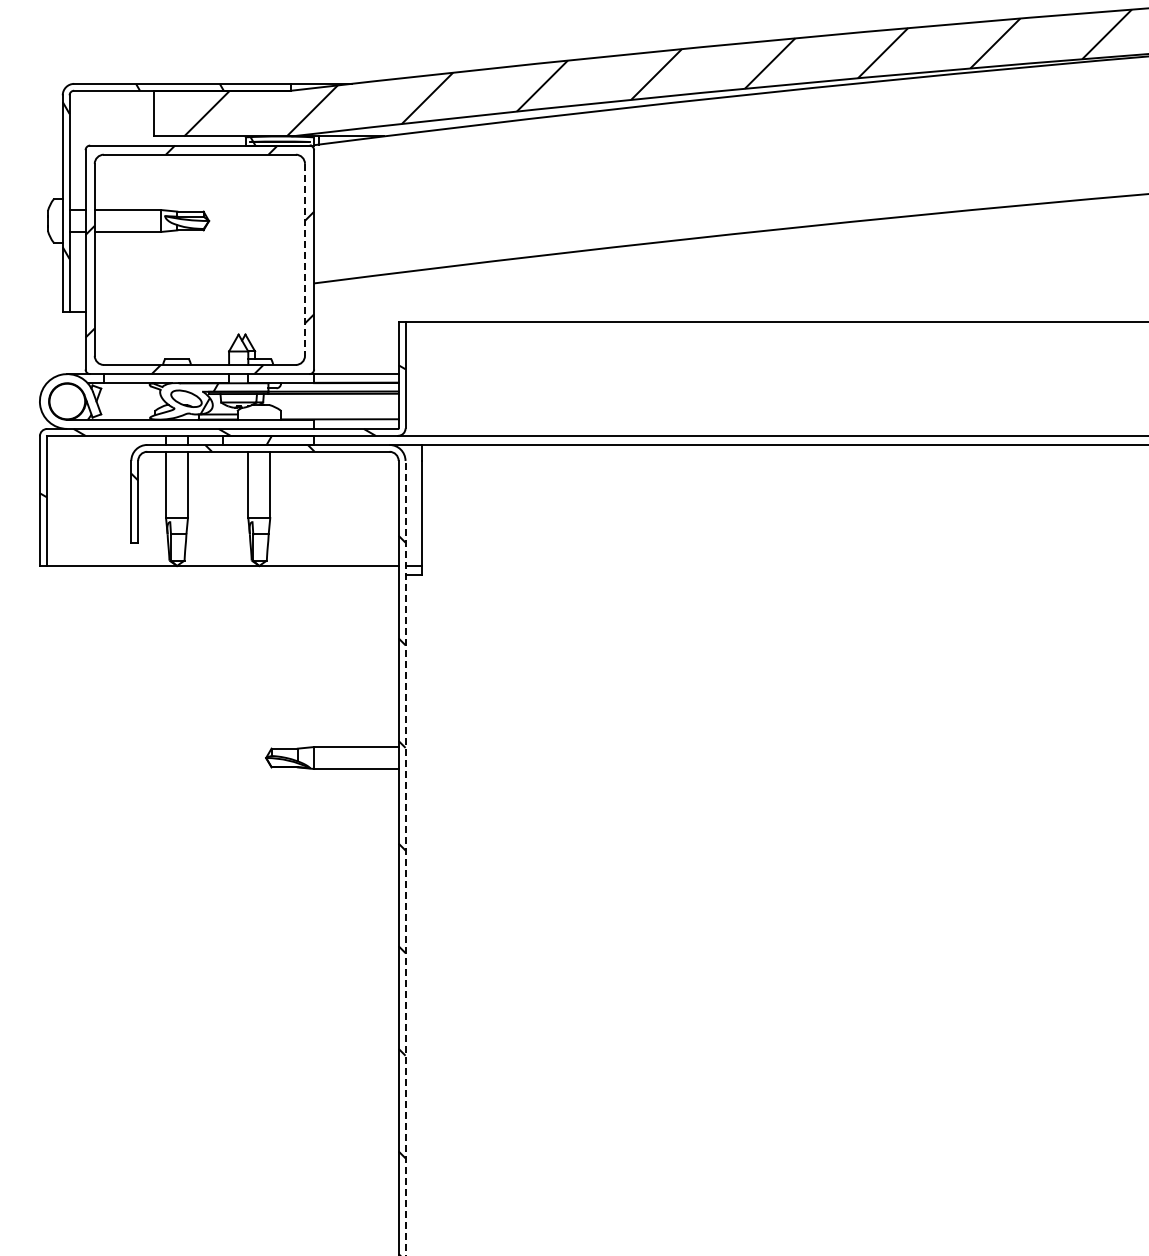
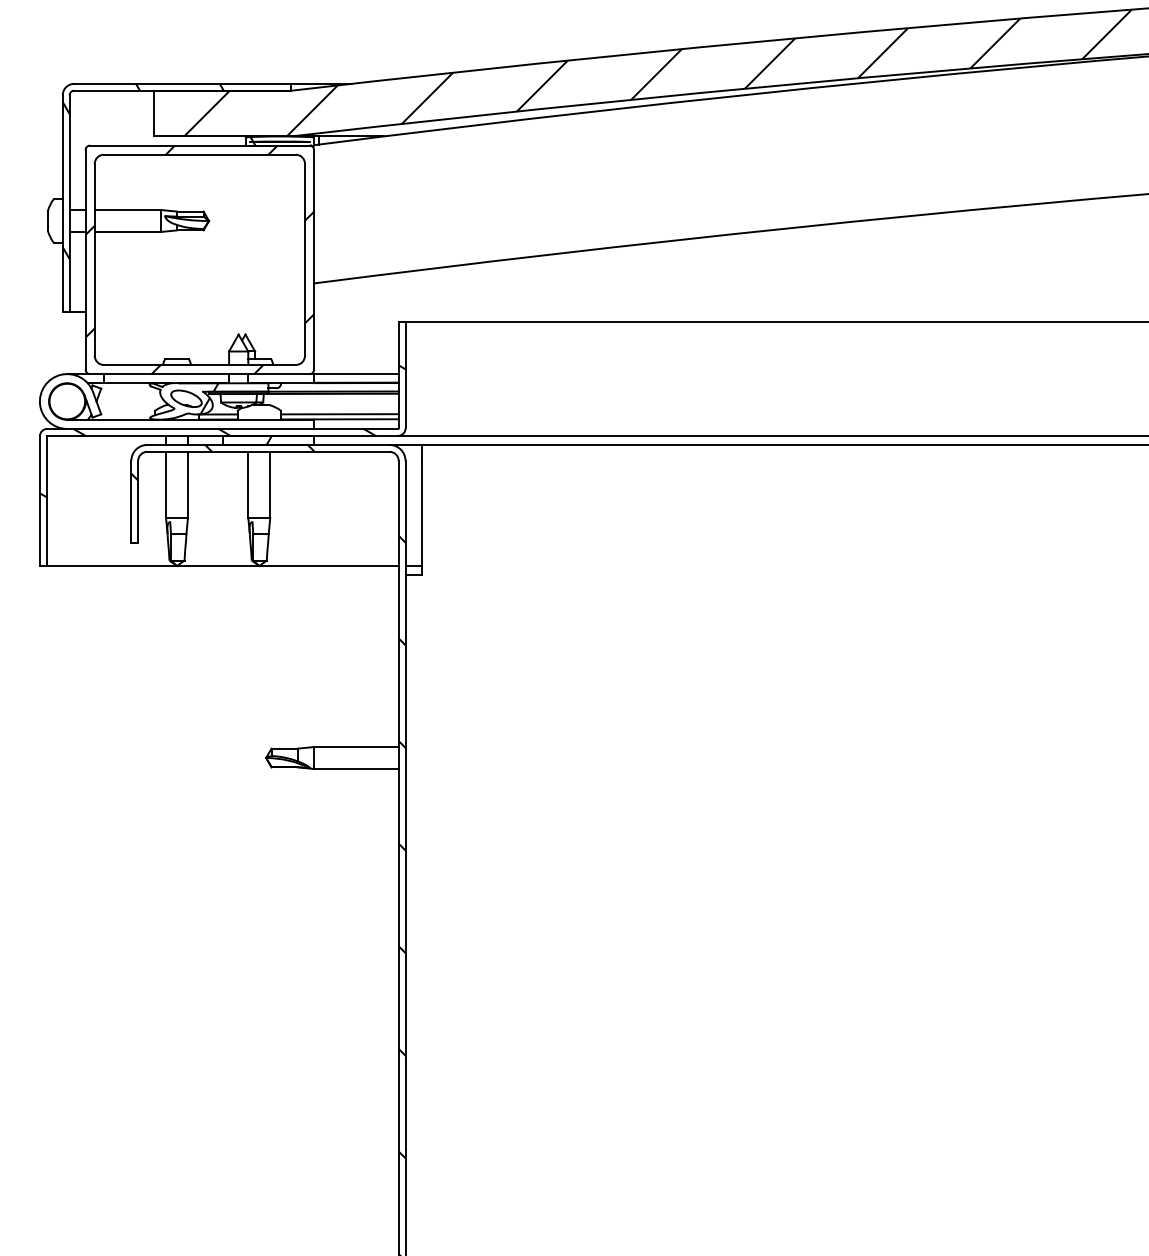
line: dashed -> solid (304, 259)
line: none -> present (339, 414)
line: dashed -> solid (405, 857)
